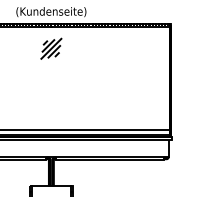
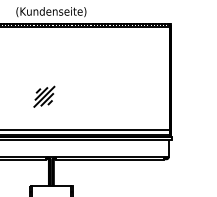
part position: (51, 48) -> (44, 96) (44, 96)
